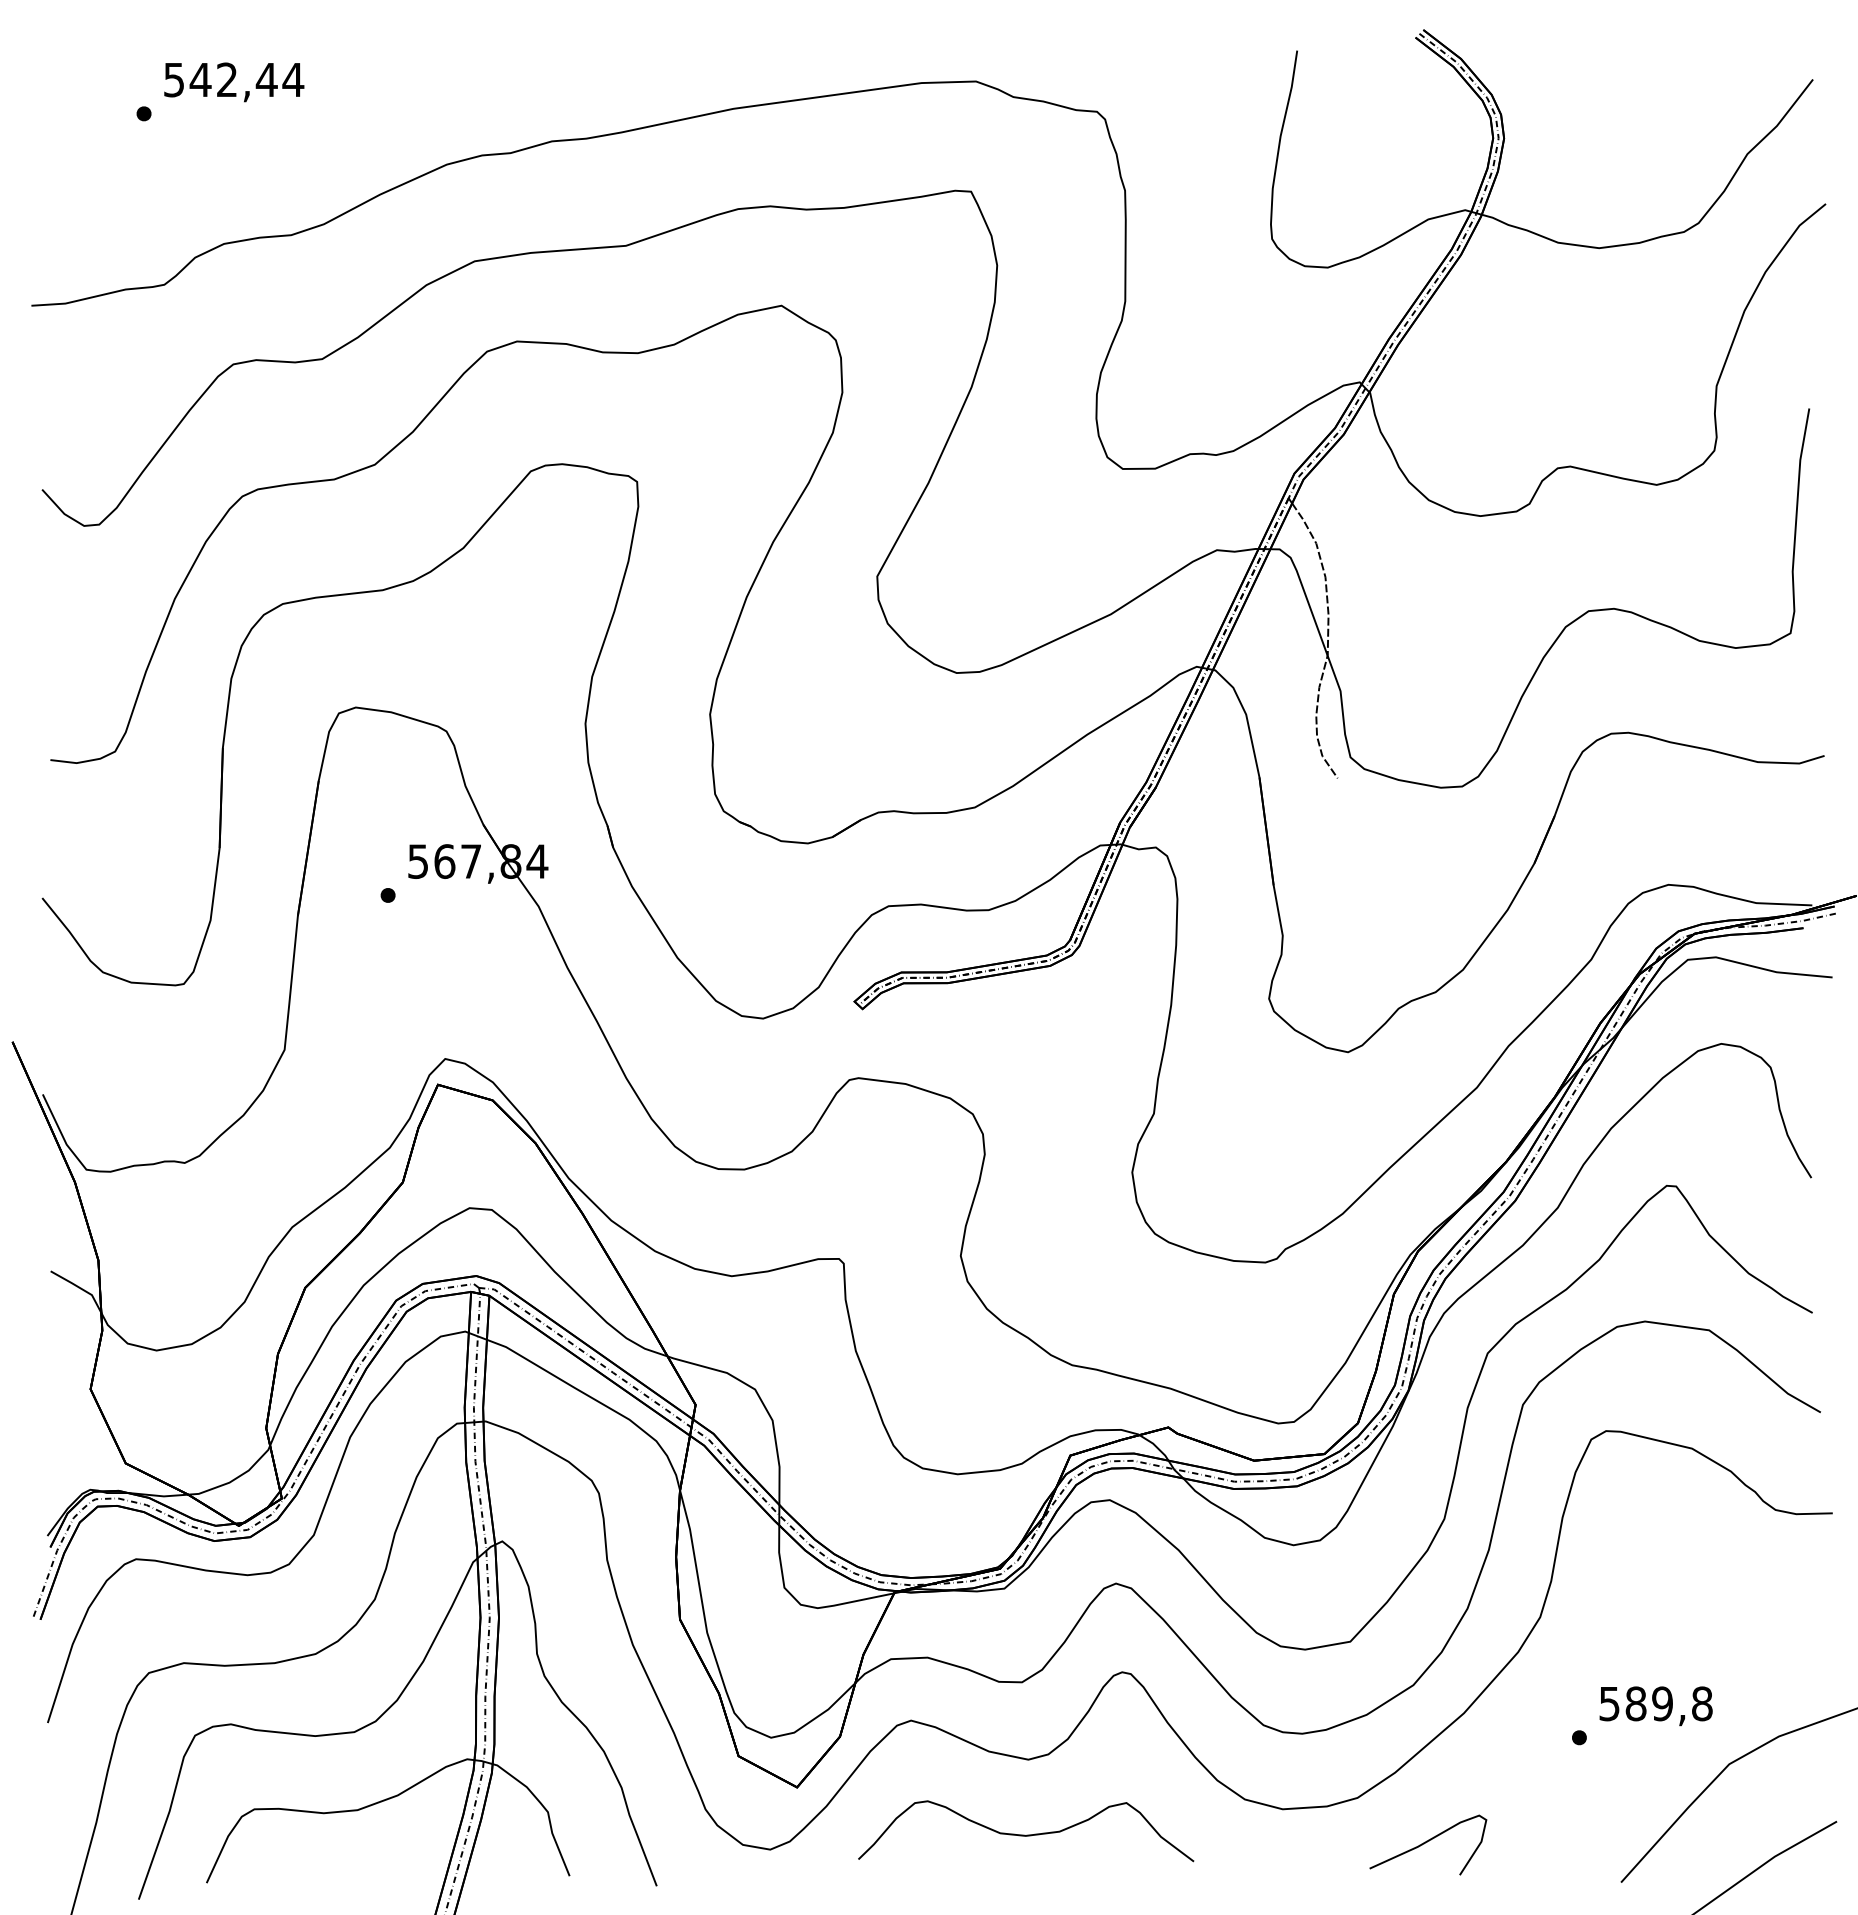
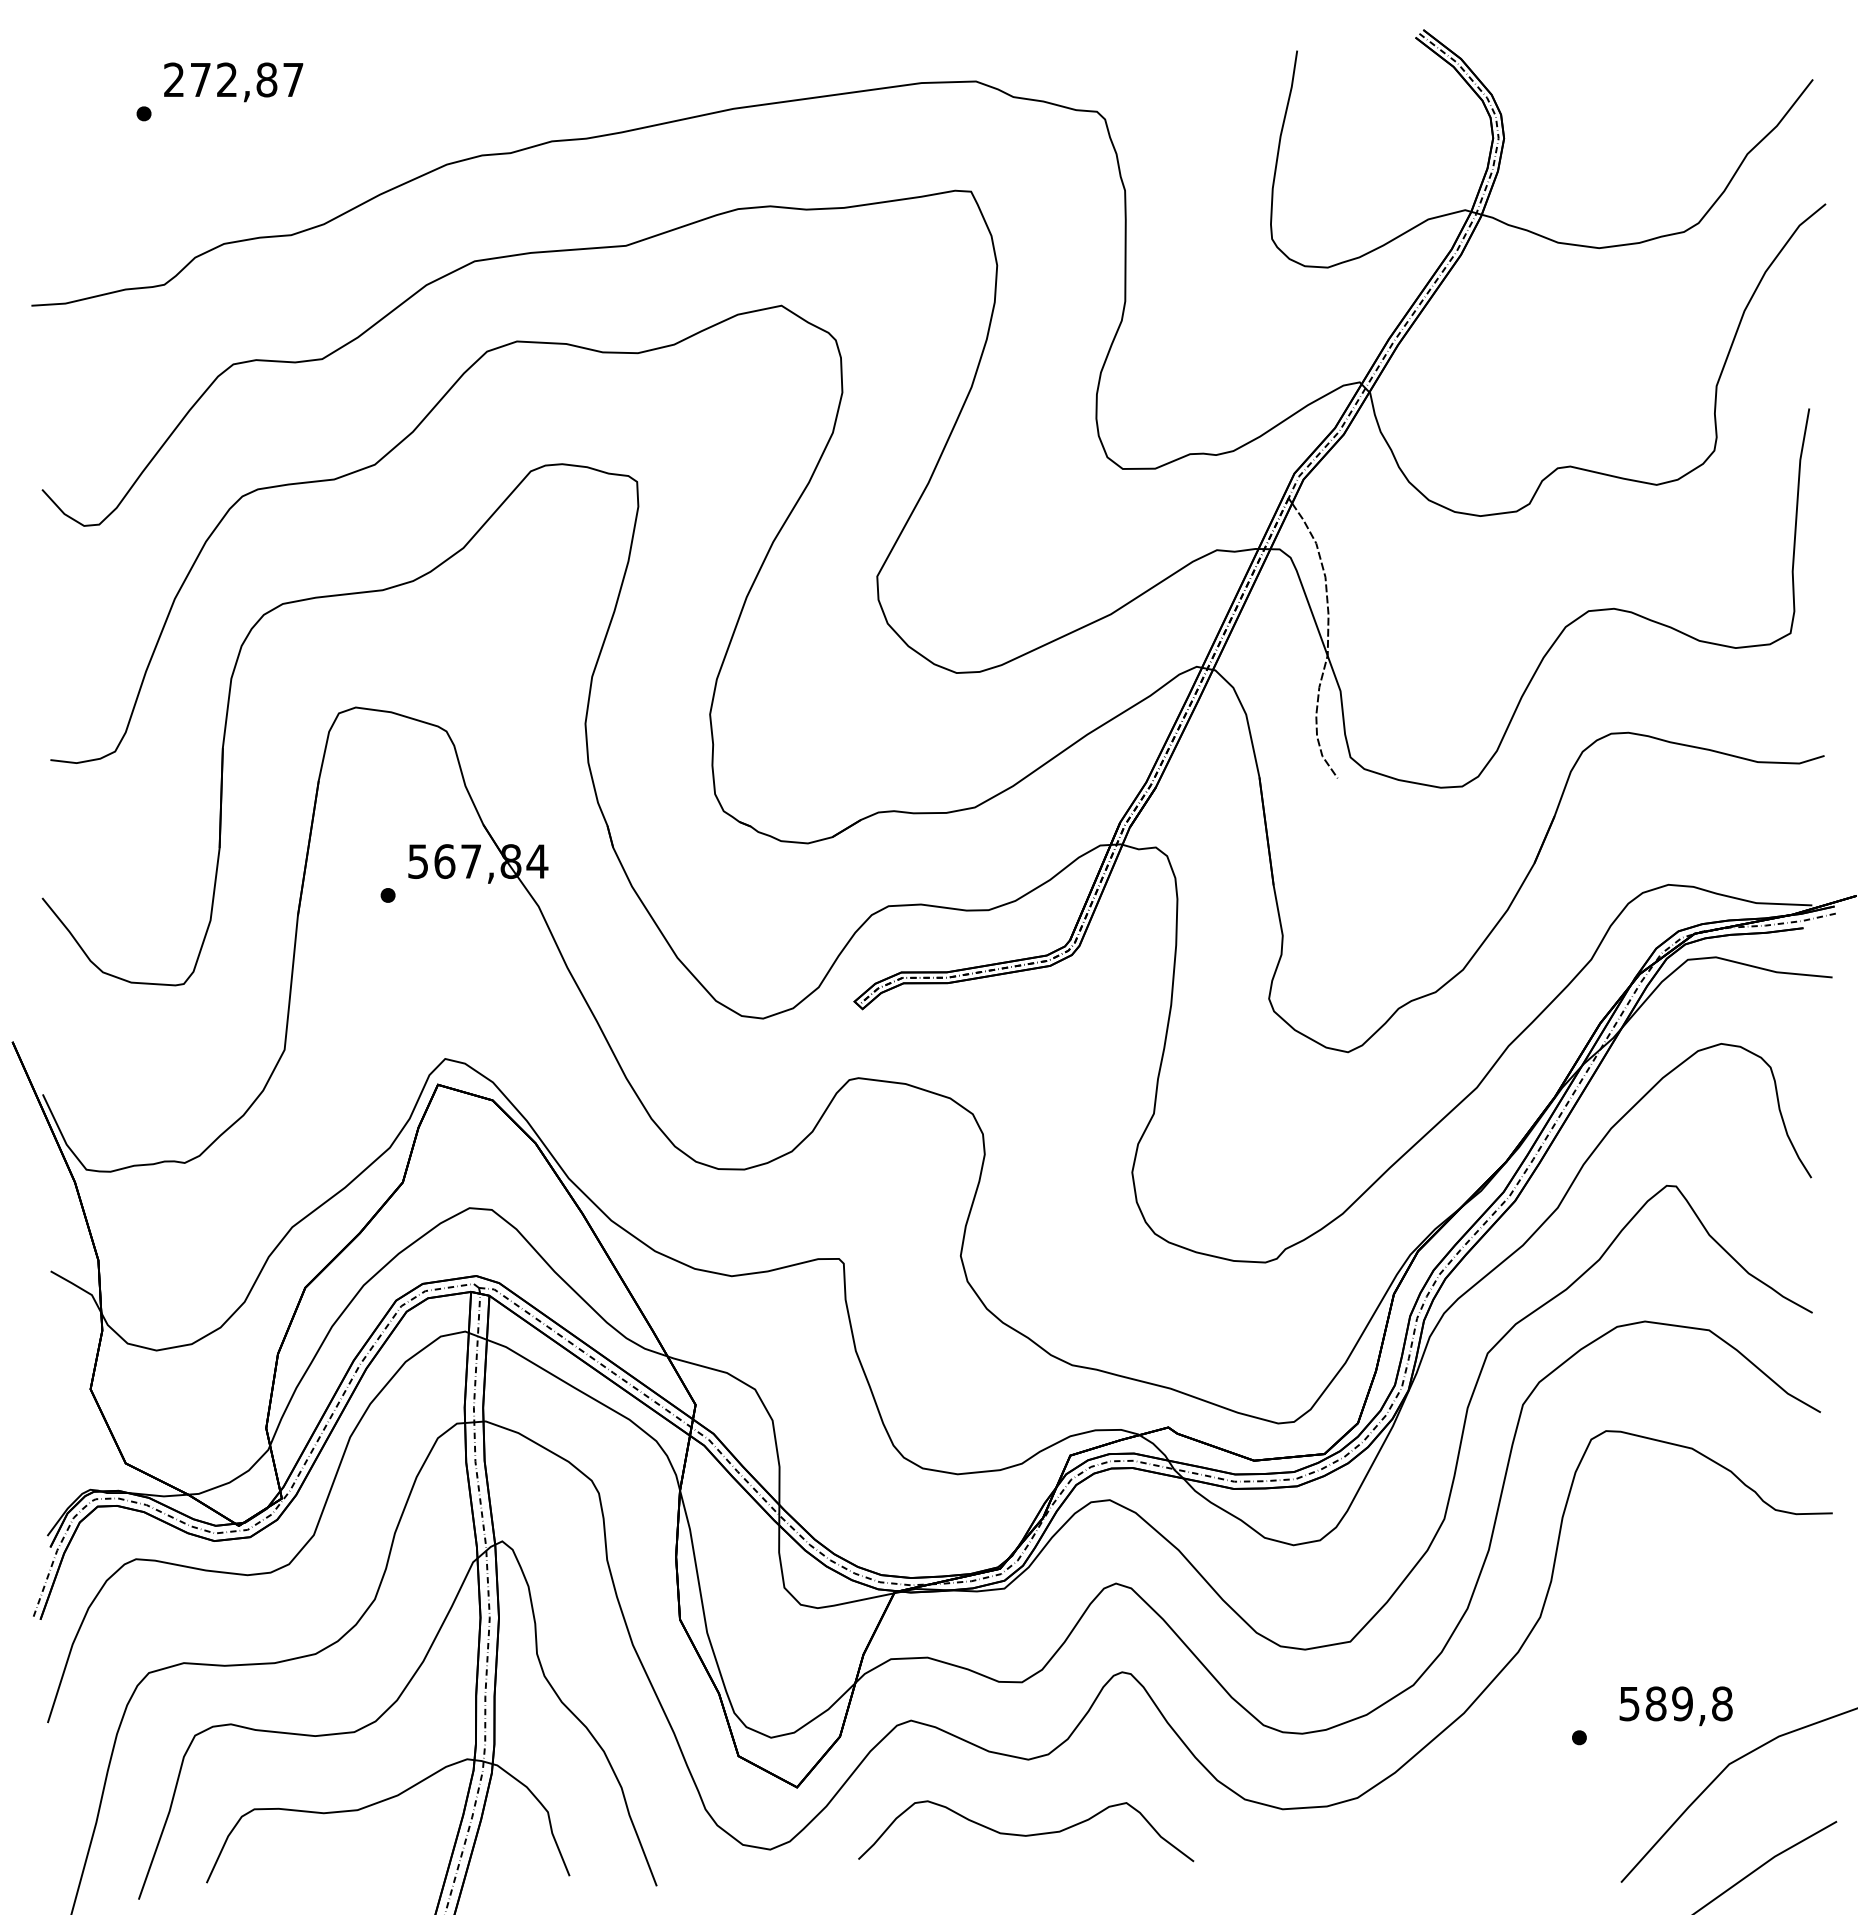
text: 542,44 -> 272,87 (234, 79)
text position: (1655, 1706) -> (1675, 1706) (1675, 1706)
curve: present -> none (1427, 1842)
